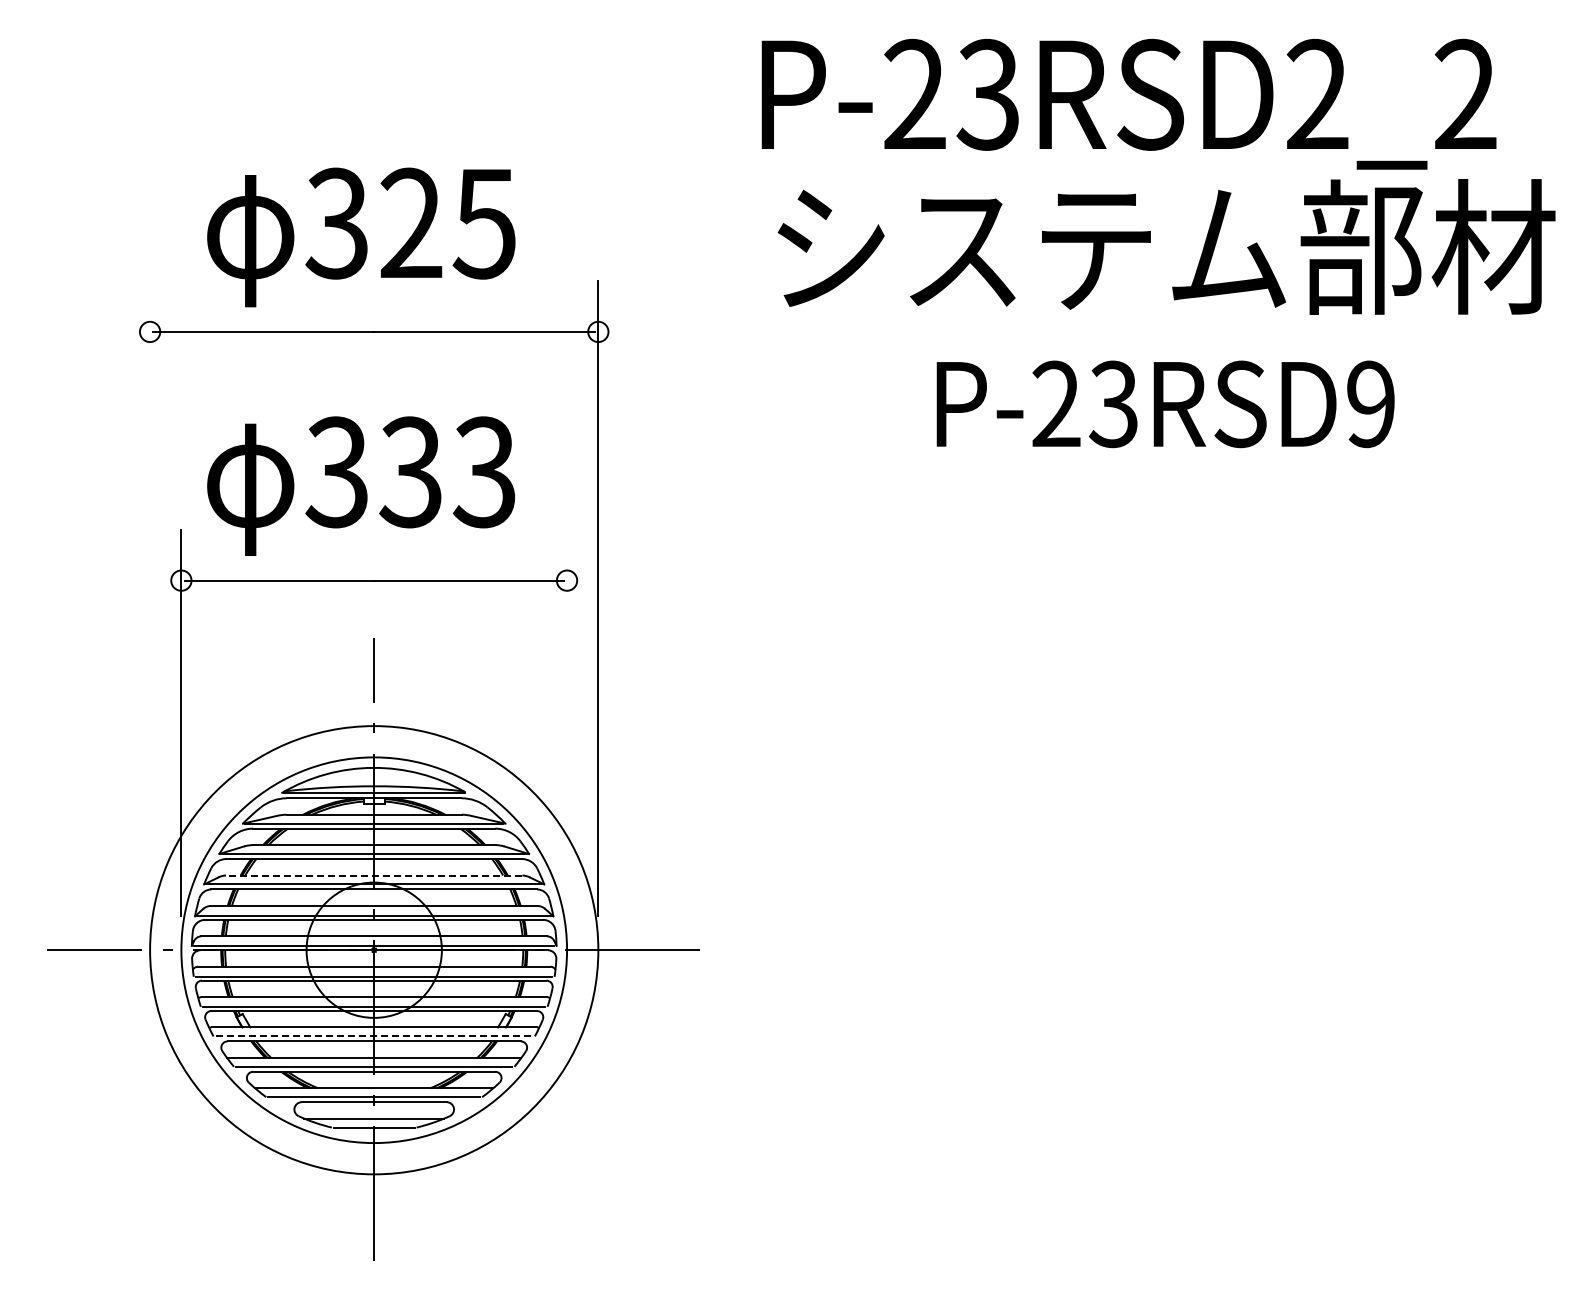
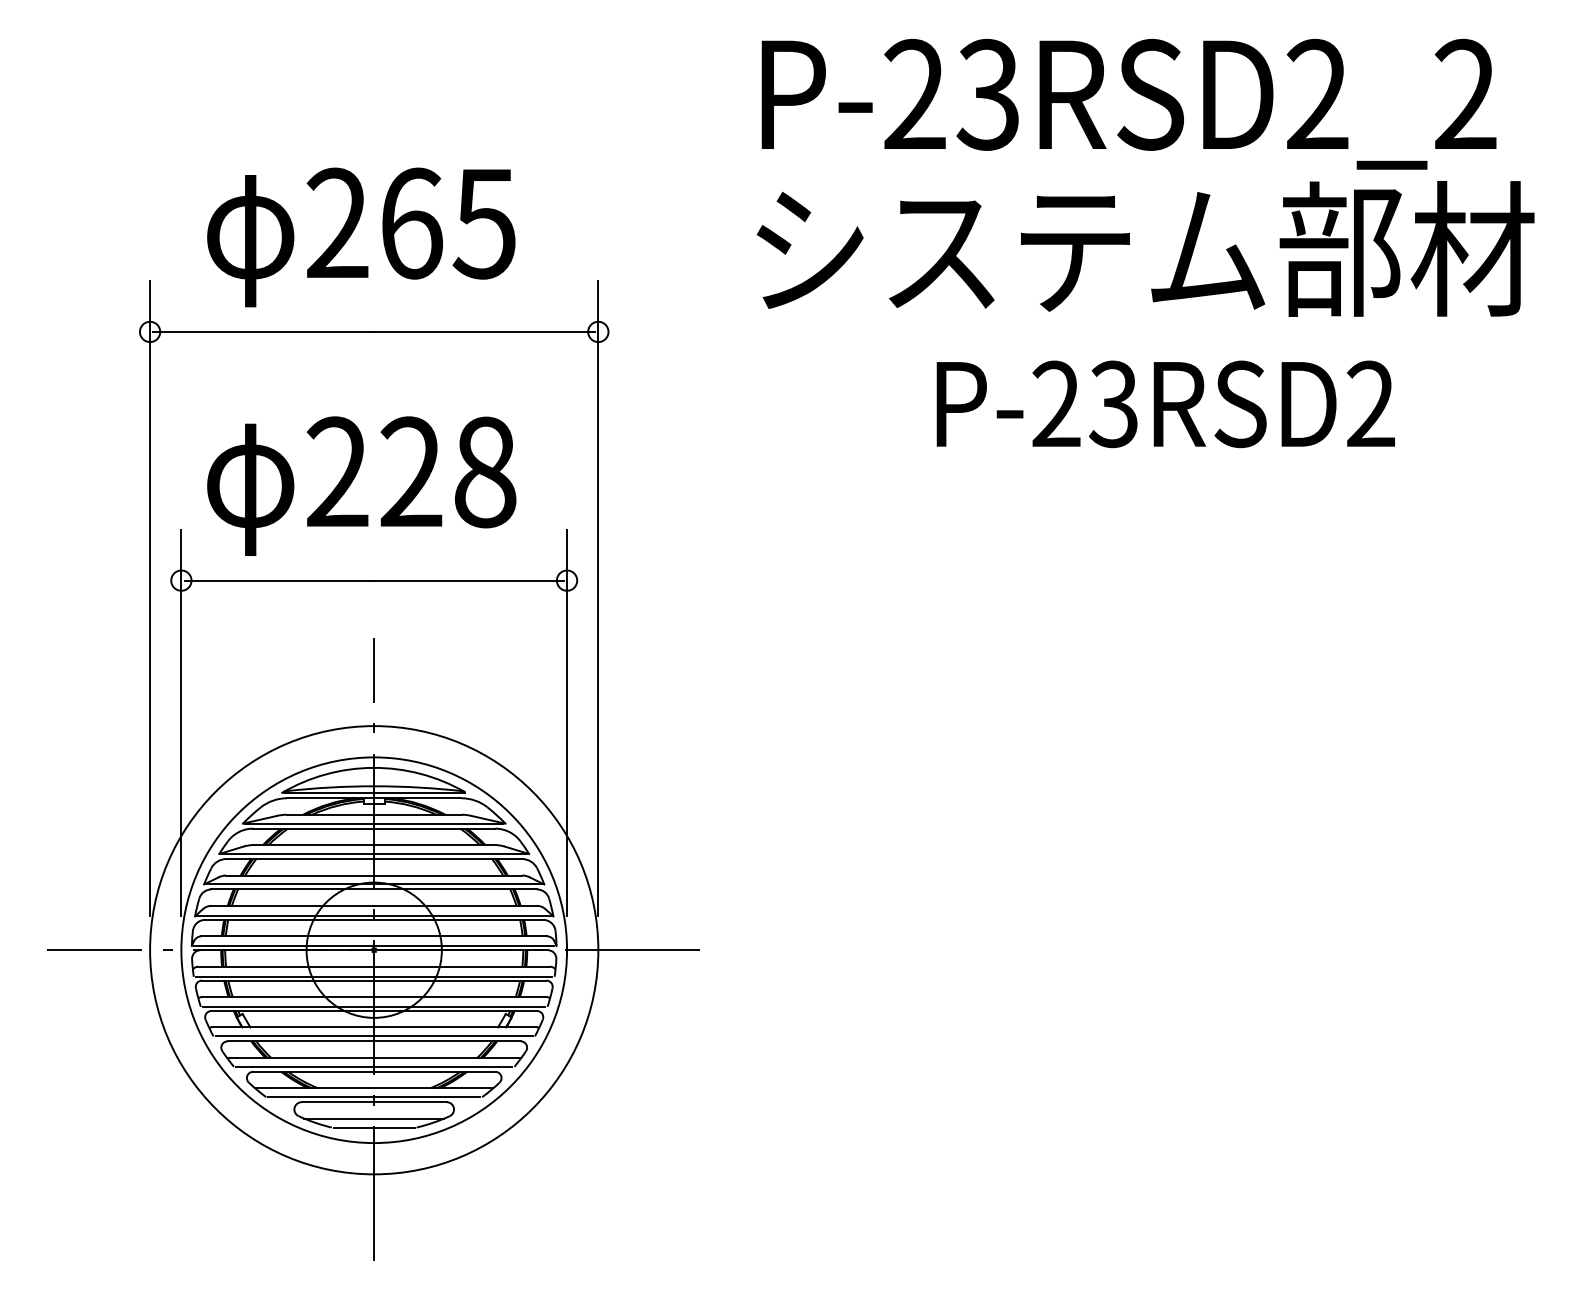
text: 325 -> 265 (373, 223)
text position: (1166, 246) -> (1145, 248) (1145, 248)
text: P-23RSD9 -> P-23RSD2 (1370, 404)
text: 333 -> 228 (410, 472)
line: none -> present (150, 598)
line: none -> present (567, 722)
line: dashed -> solid (373, 875)
line: dashed -> solid (374, 1036)
